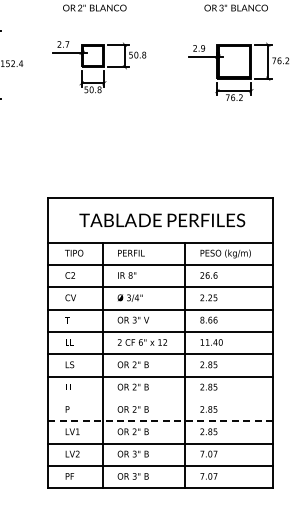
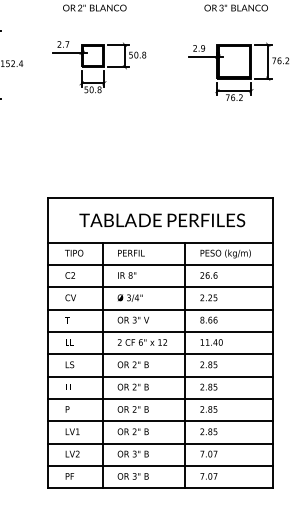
line: none -> present (160, 398)
line: dashed -> solid (160, 421)
